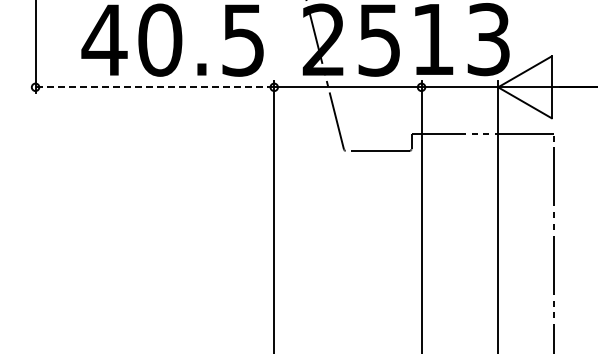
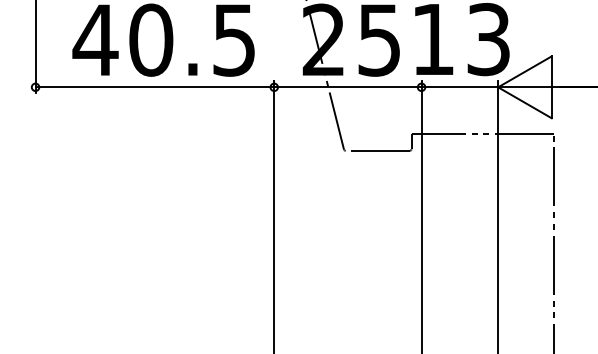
text position: (172, 39) -> (163, 39) (163, 39)
line: dashed -> solid (154, 87)
